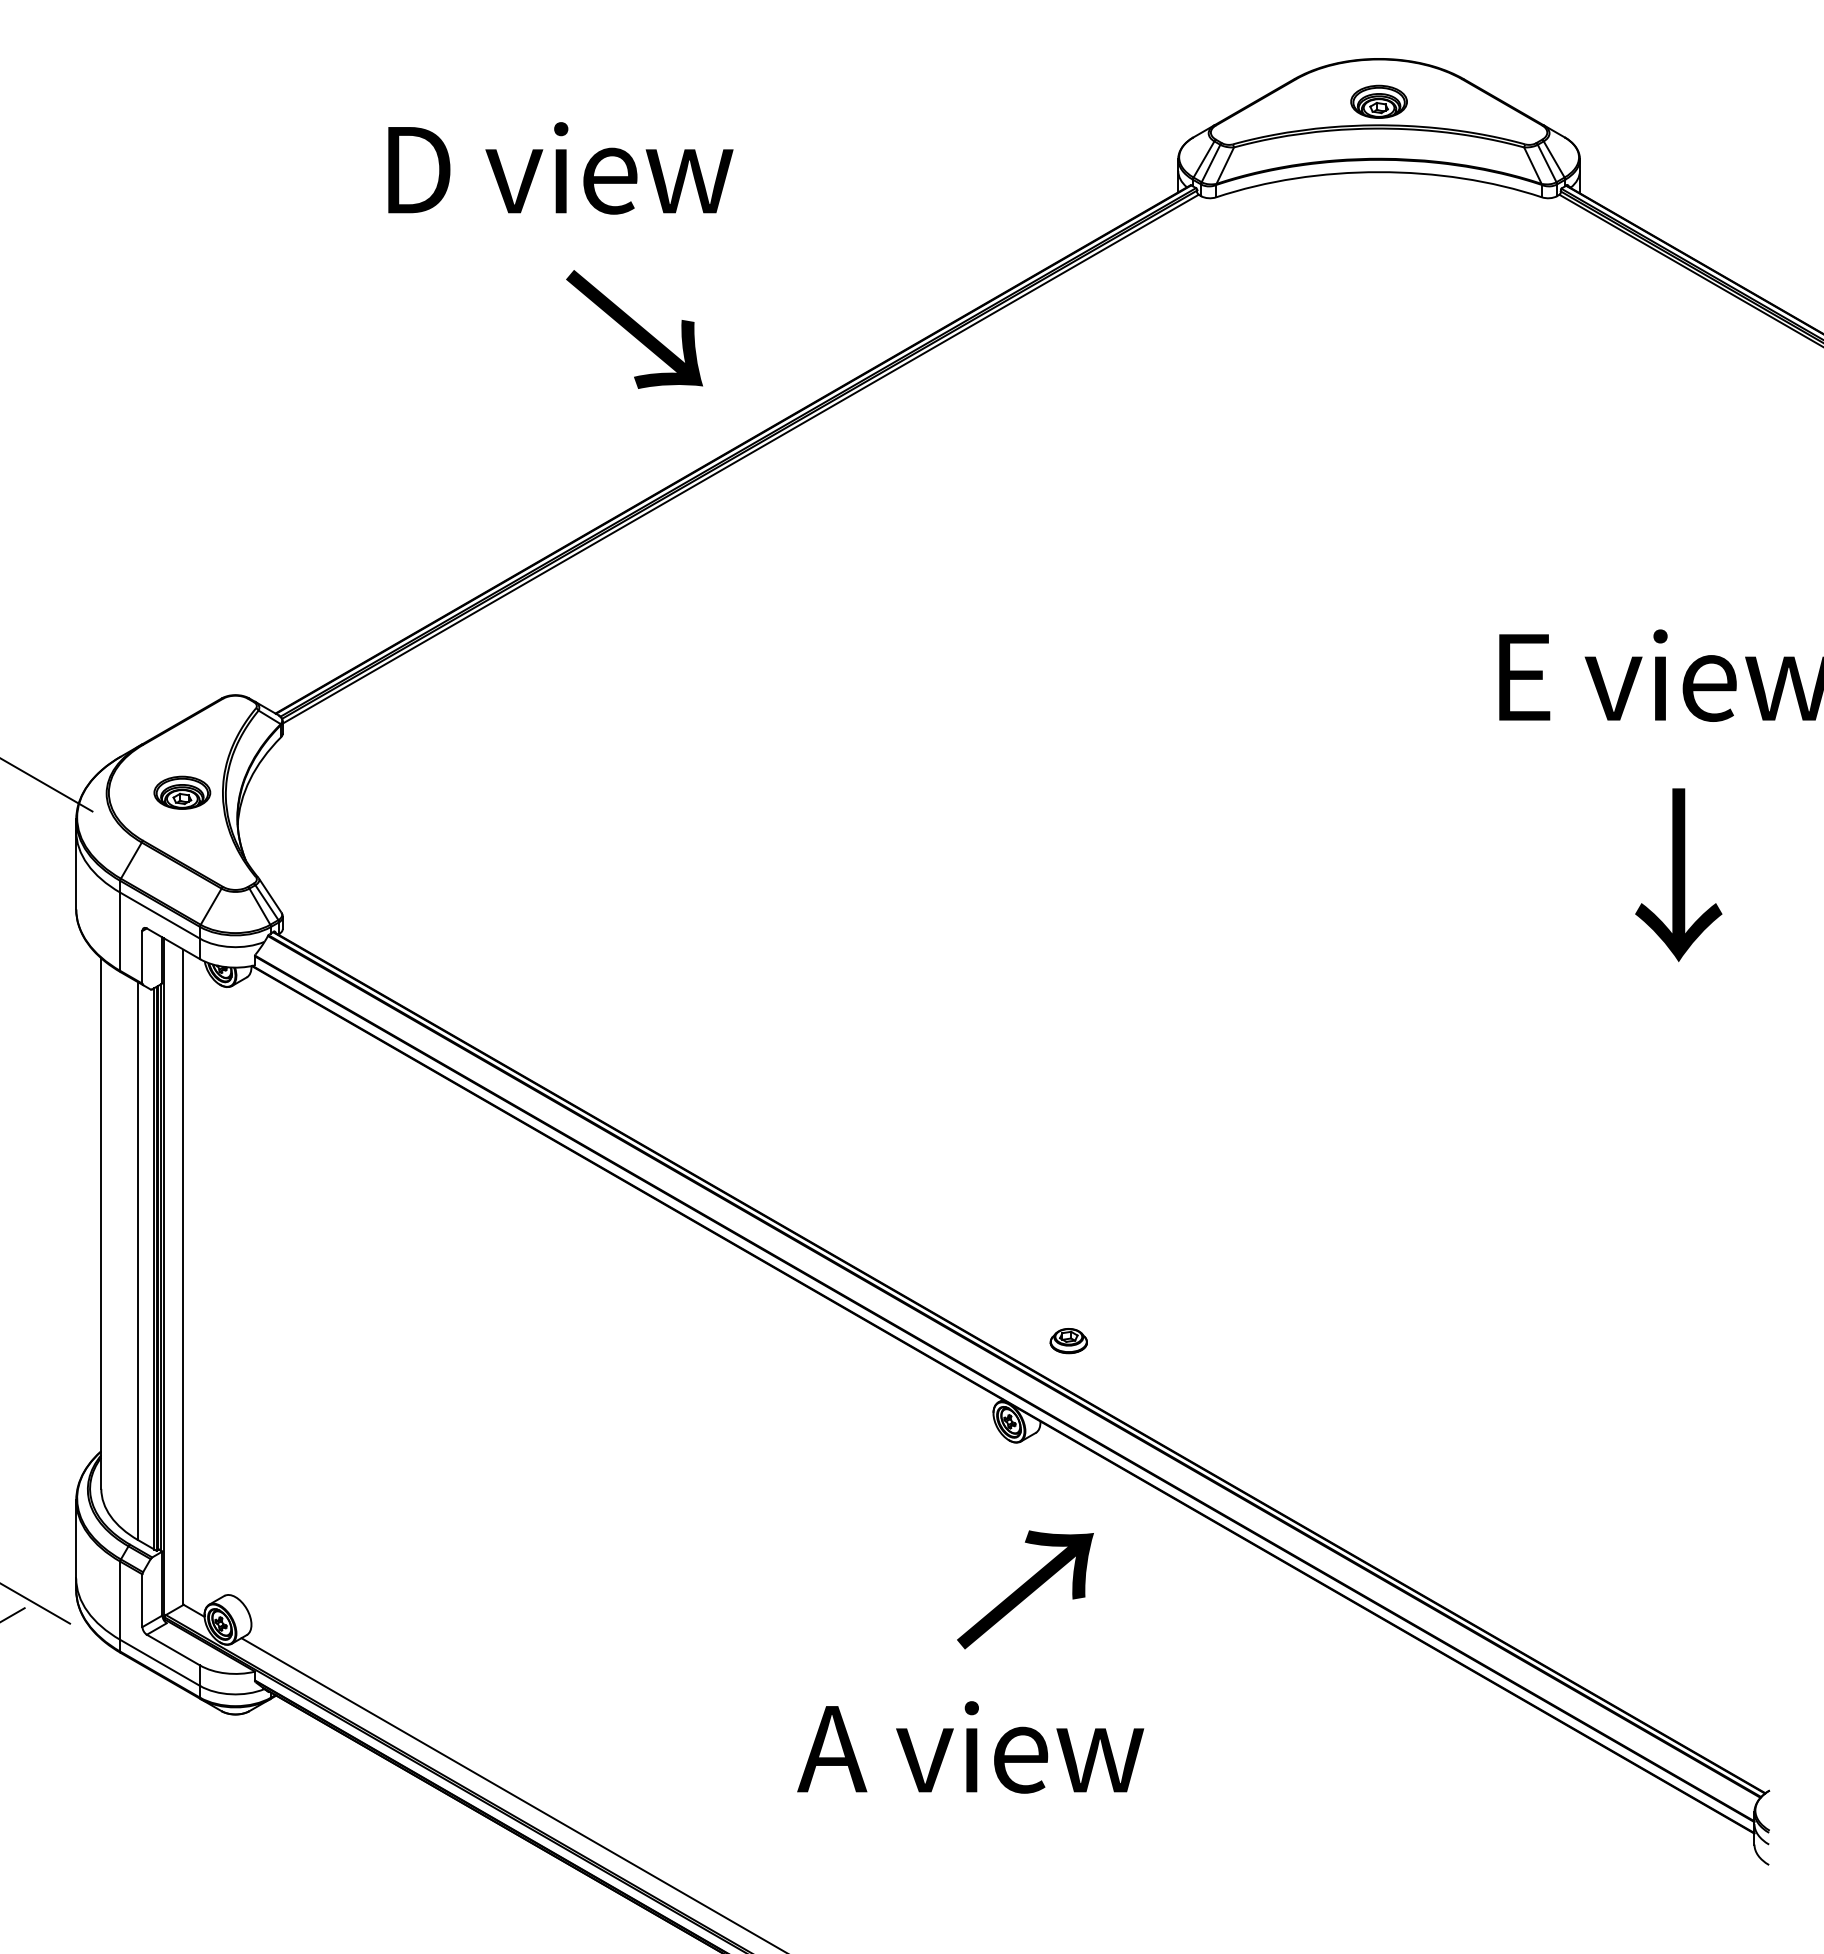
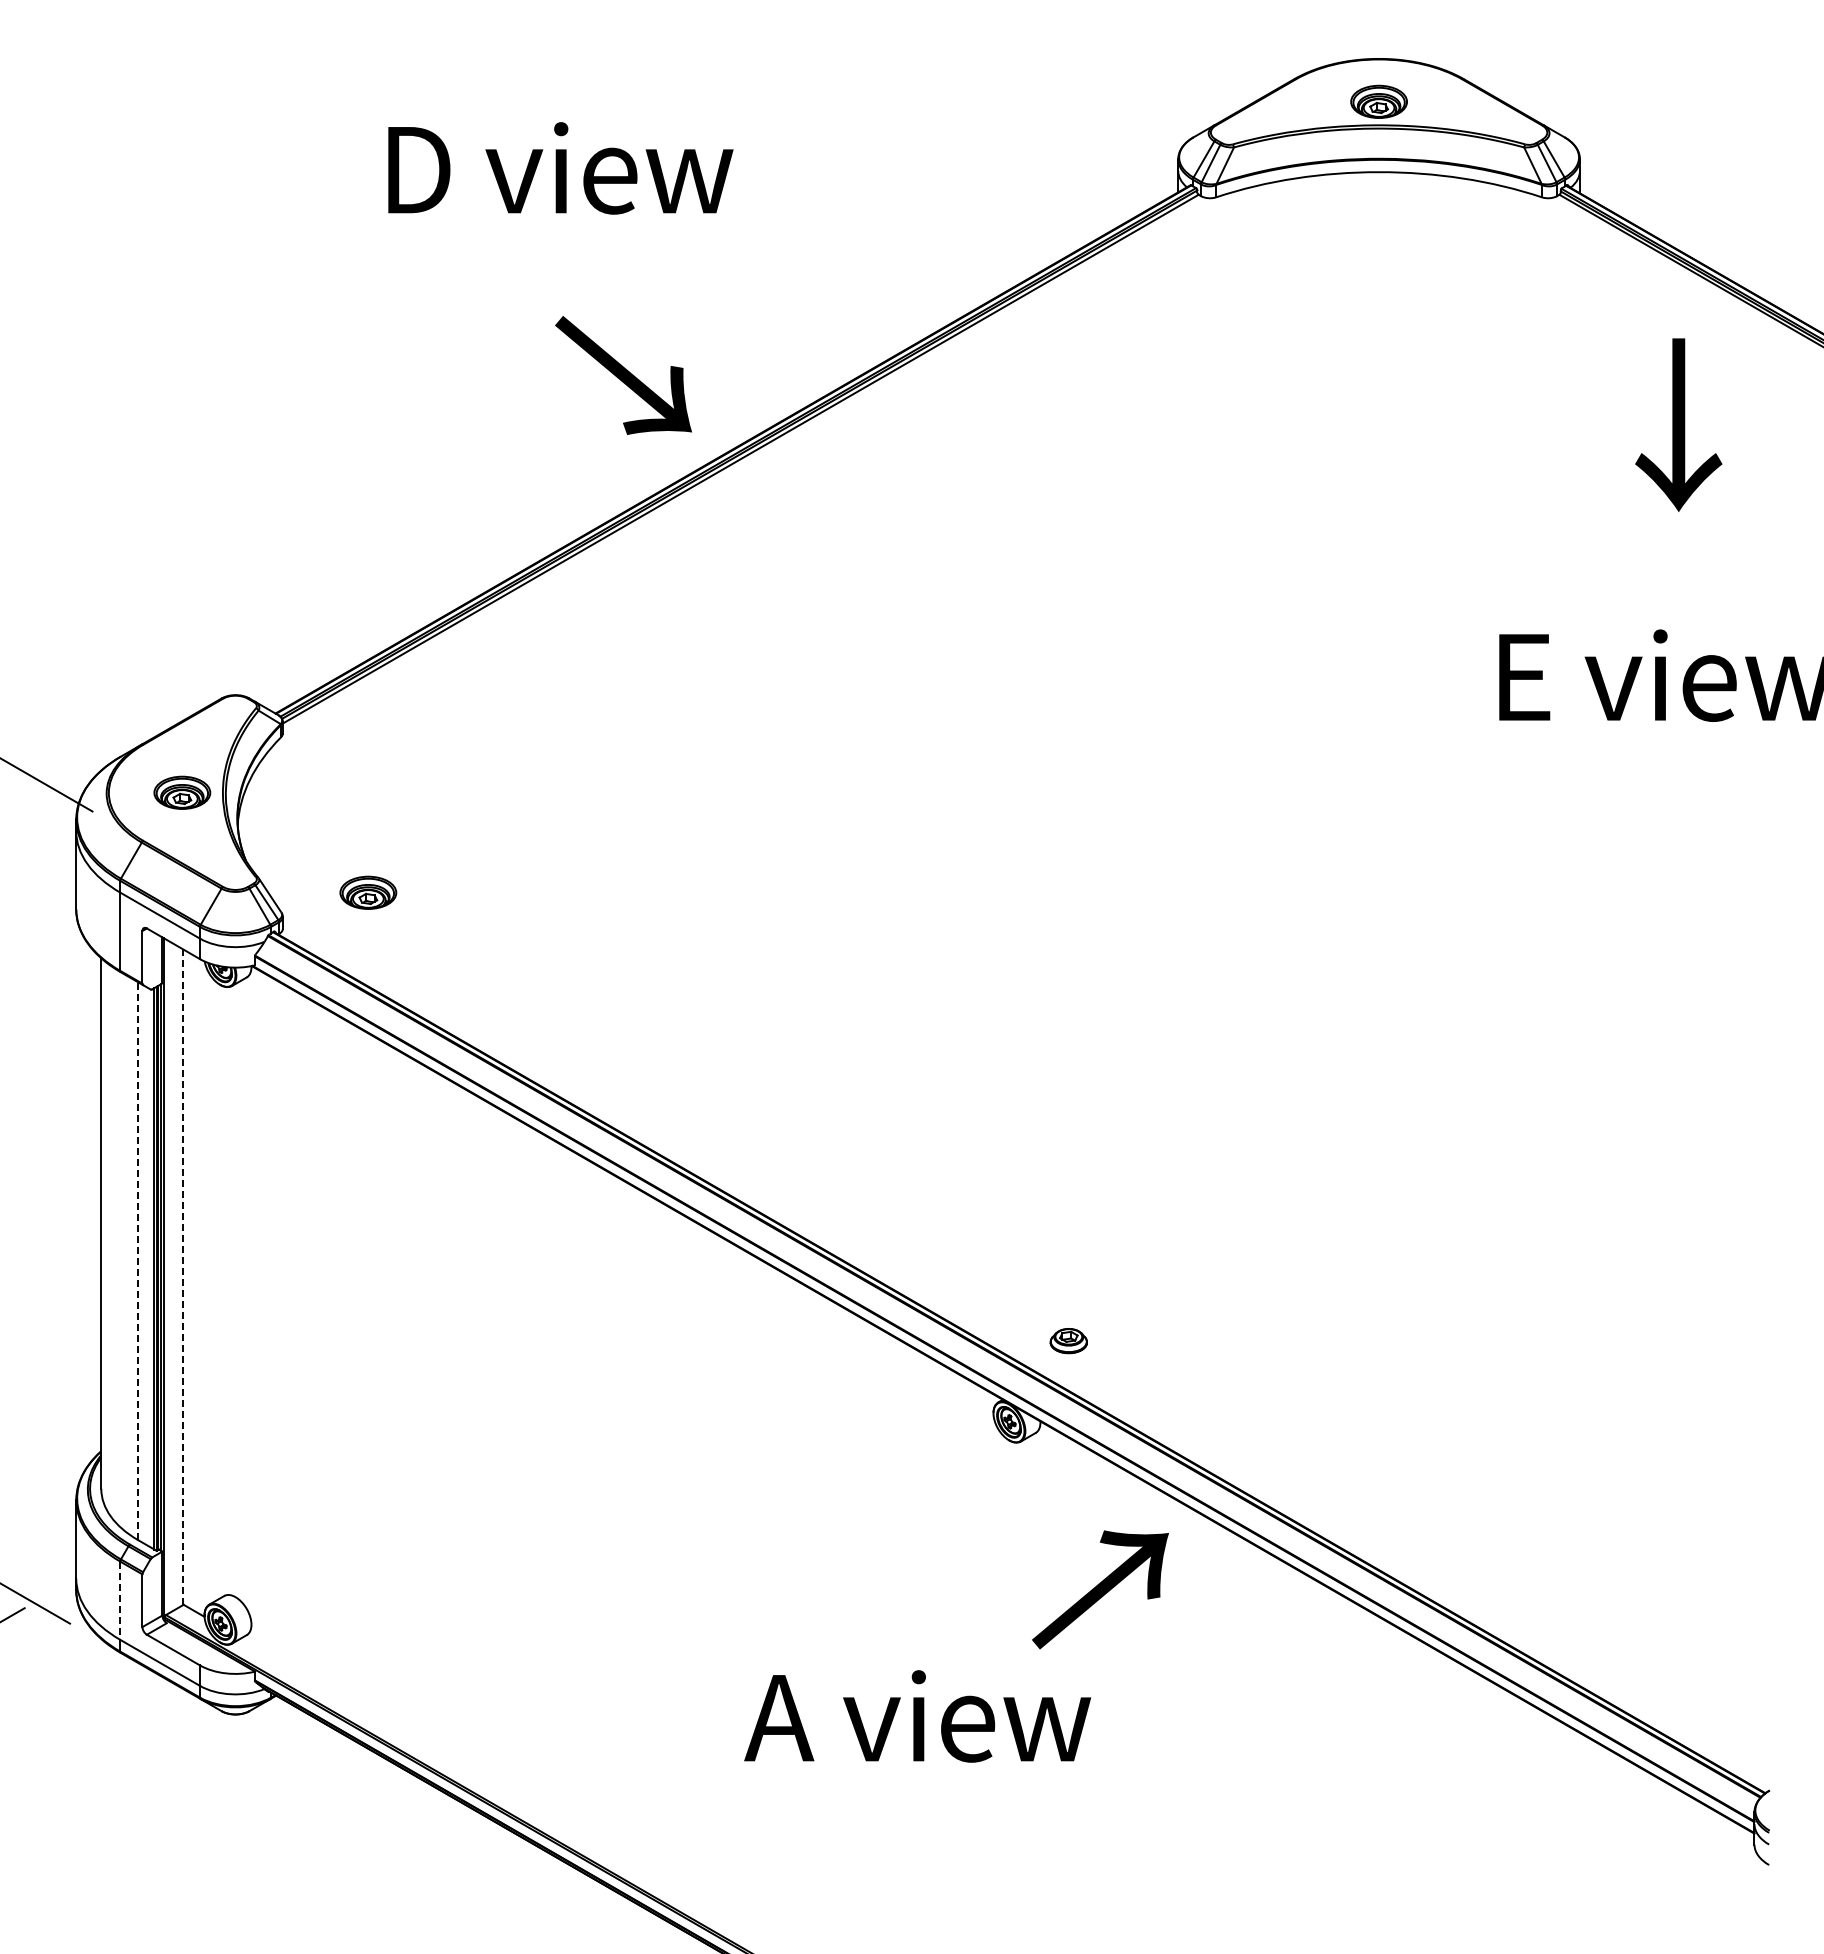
text position: (634, 329) -> (623, 375) (623, 375)
text position: (1678, 874) -> (1678, 424) (1678, 424)
part: none -> present (368, 892)
line: solid -> dashed (138, 1261)
line: solid -> dashed (183, 1277)
text position: (1025, 1589) -> (1100, 1589) (1100, 1589)
line: solid -> dashed (120, 1601)
text position: (970, 1747) -> (917, 1716) (917, 1716)
line: present -> none (511, 1794)
